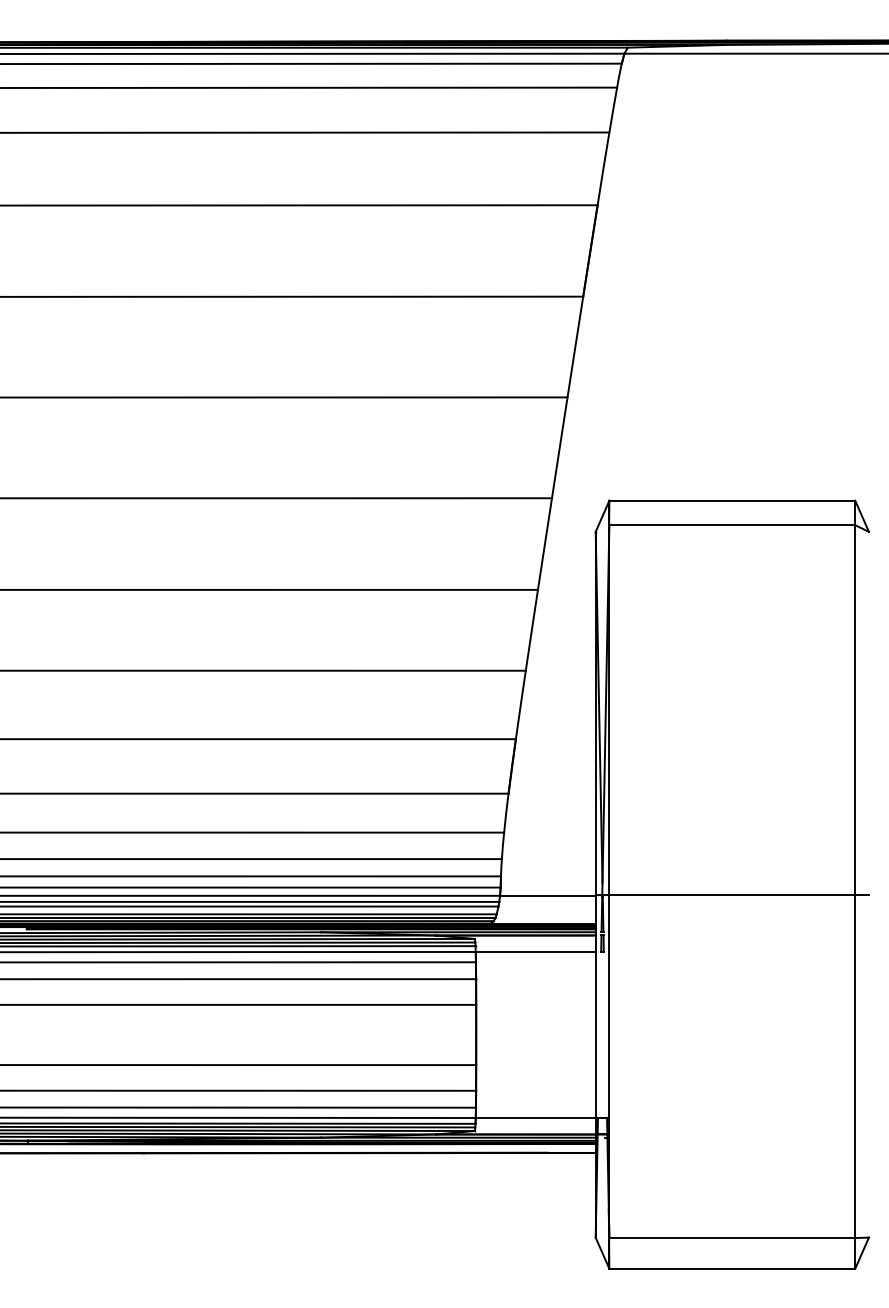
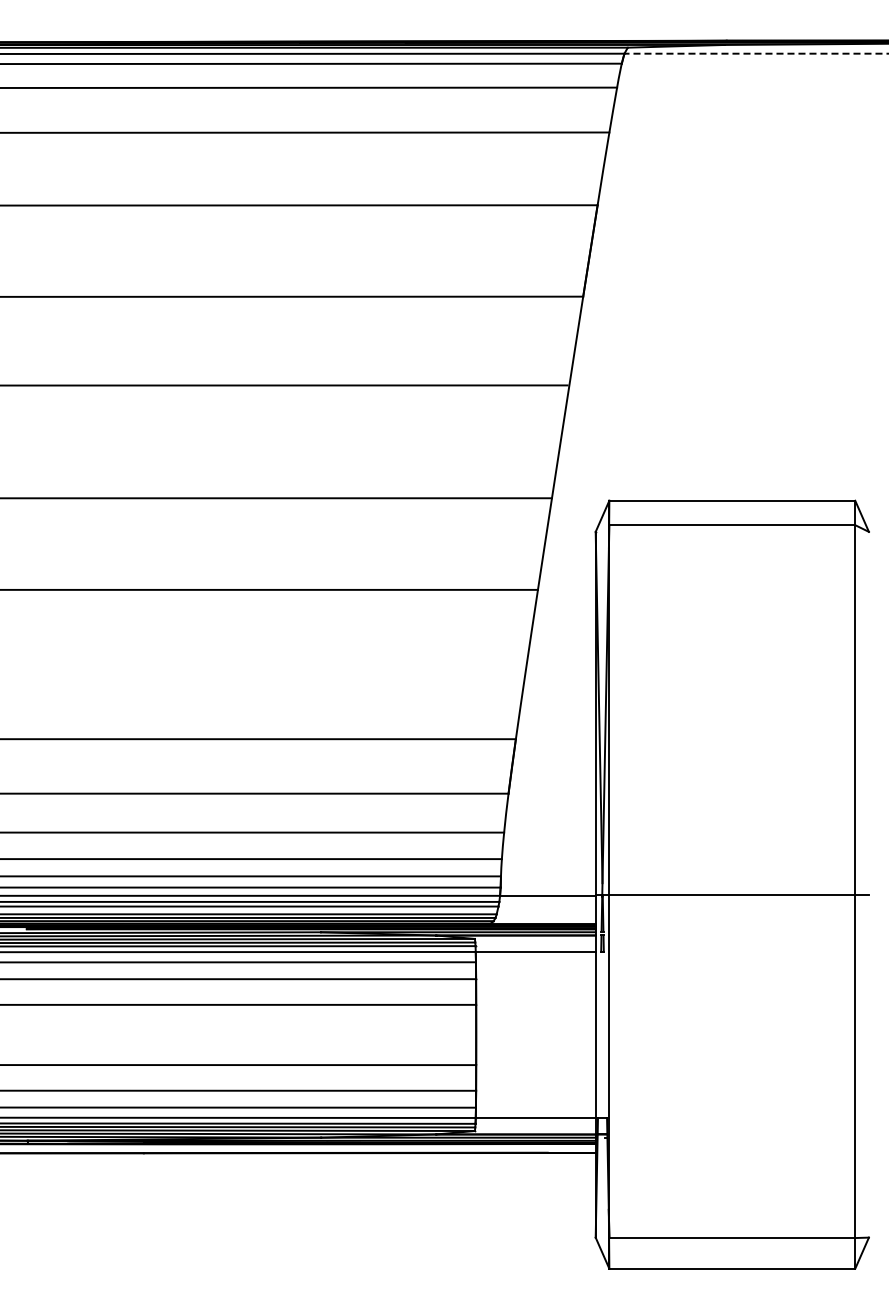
line: solid -> dashed (756, 53)
line position: (284, 397) -> (284, 385) (284, 385)
line: present -> none (263, 670)
